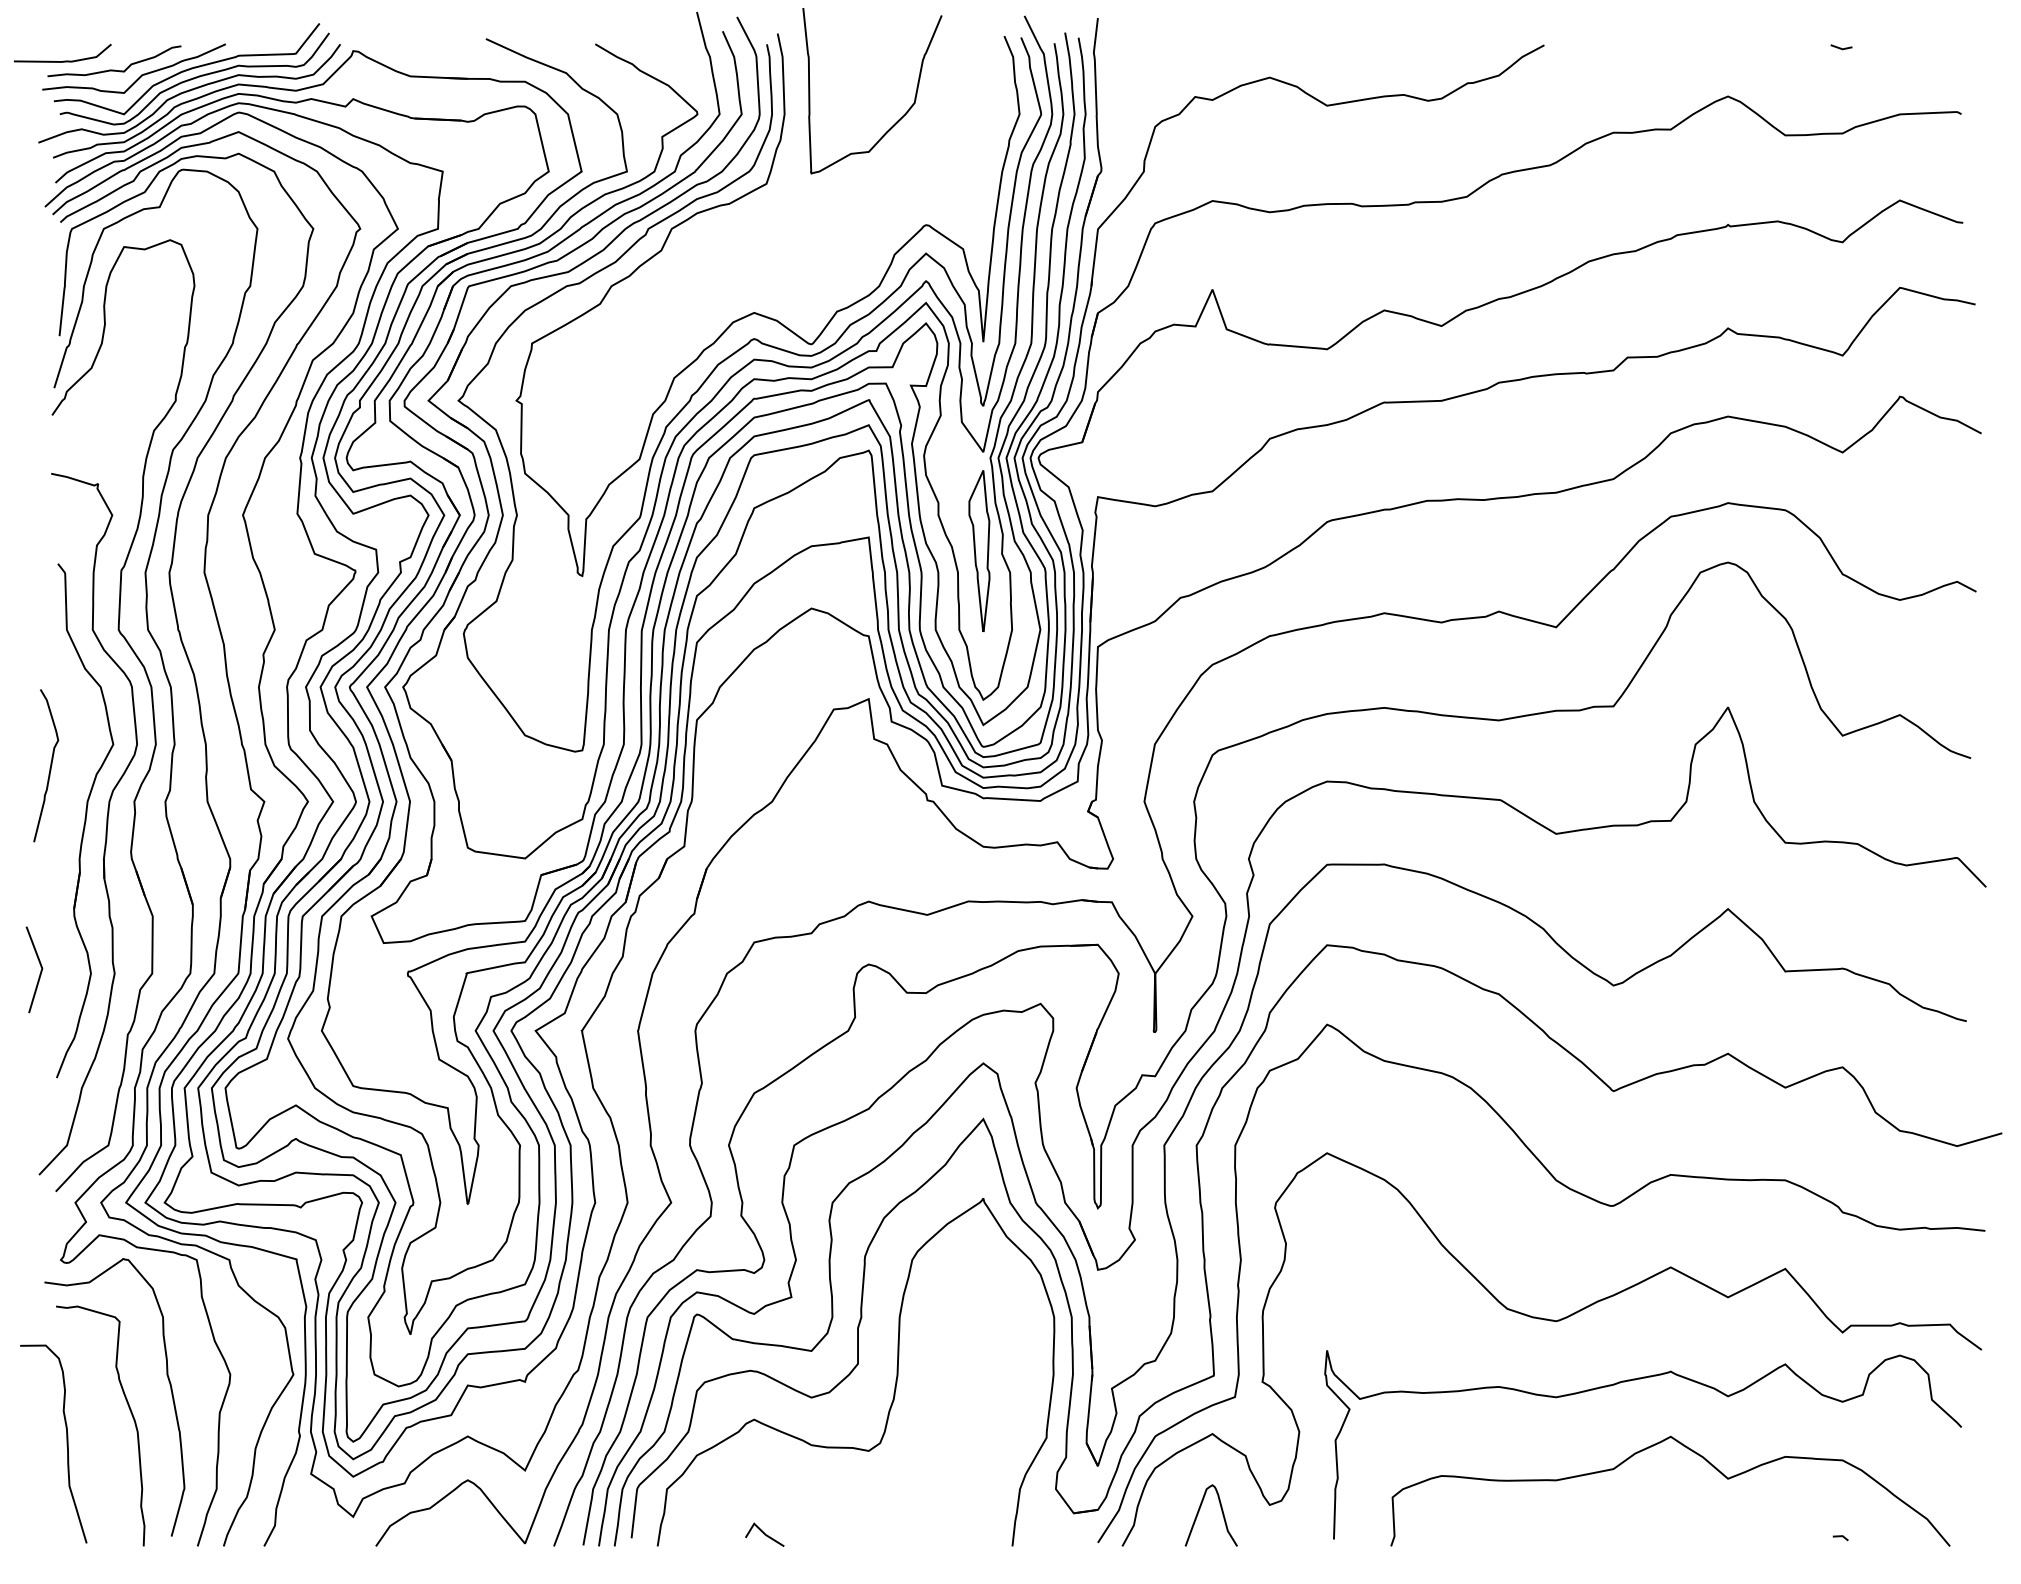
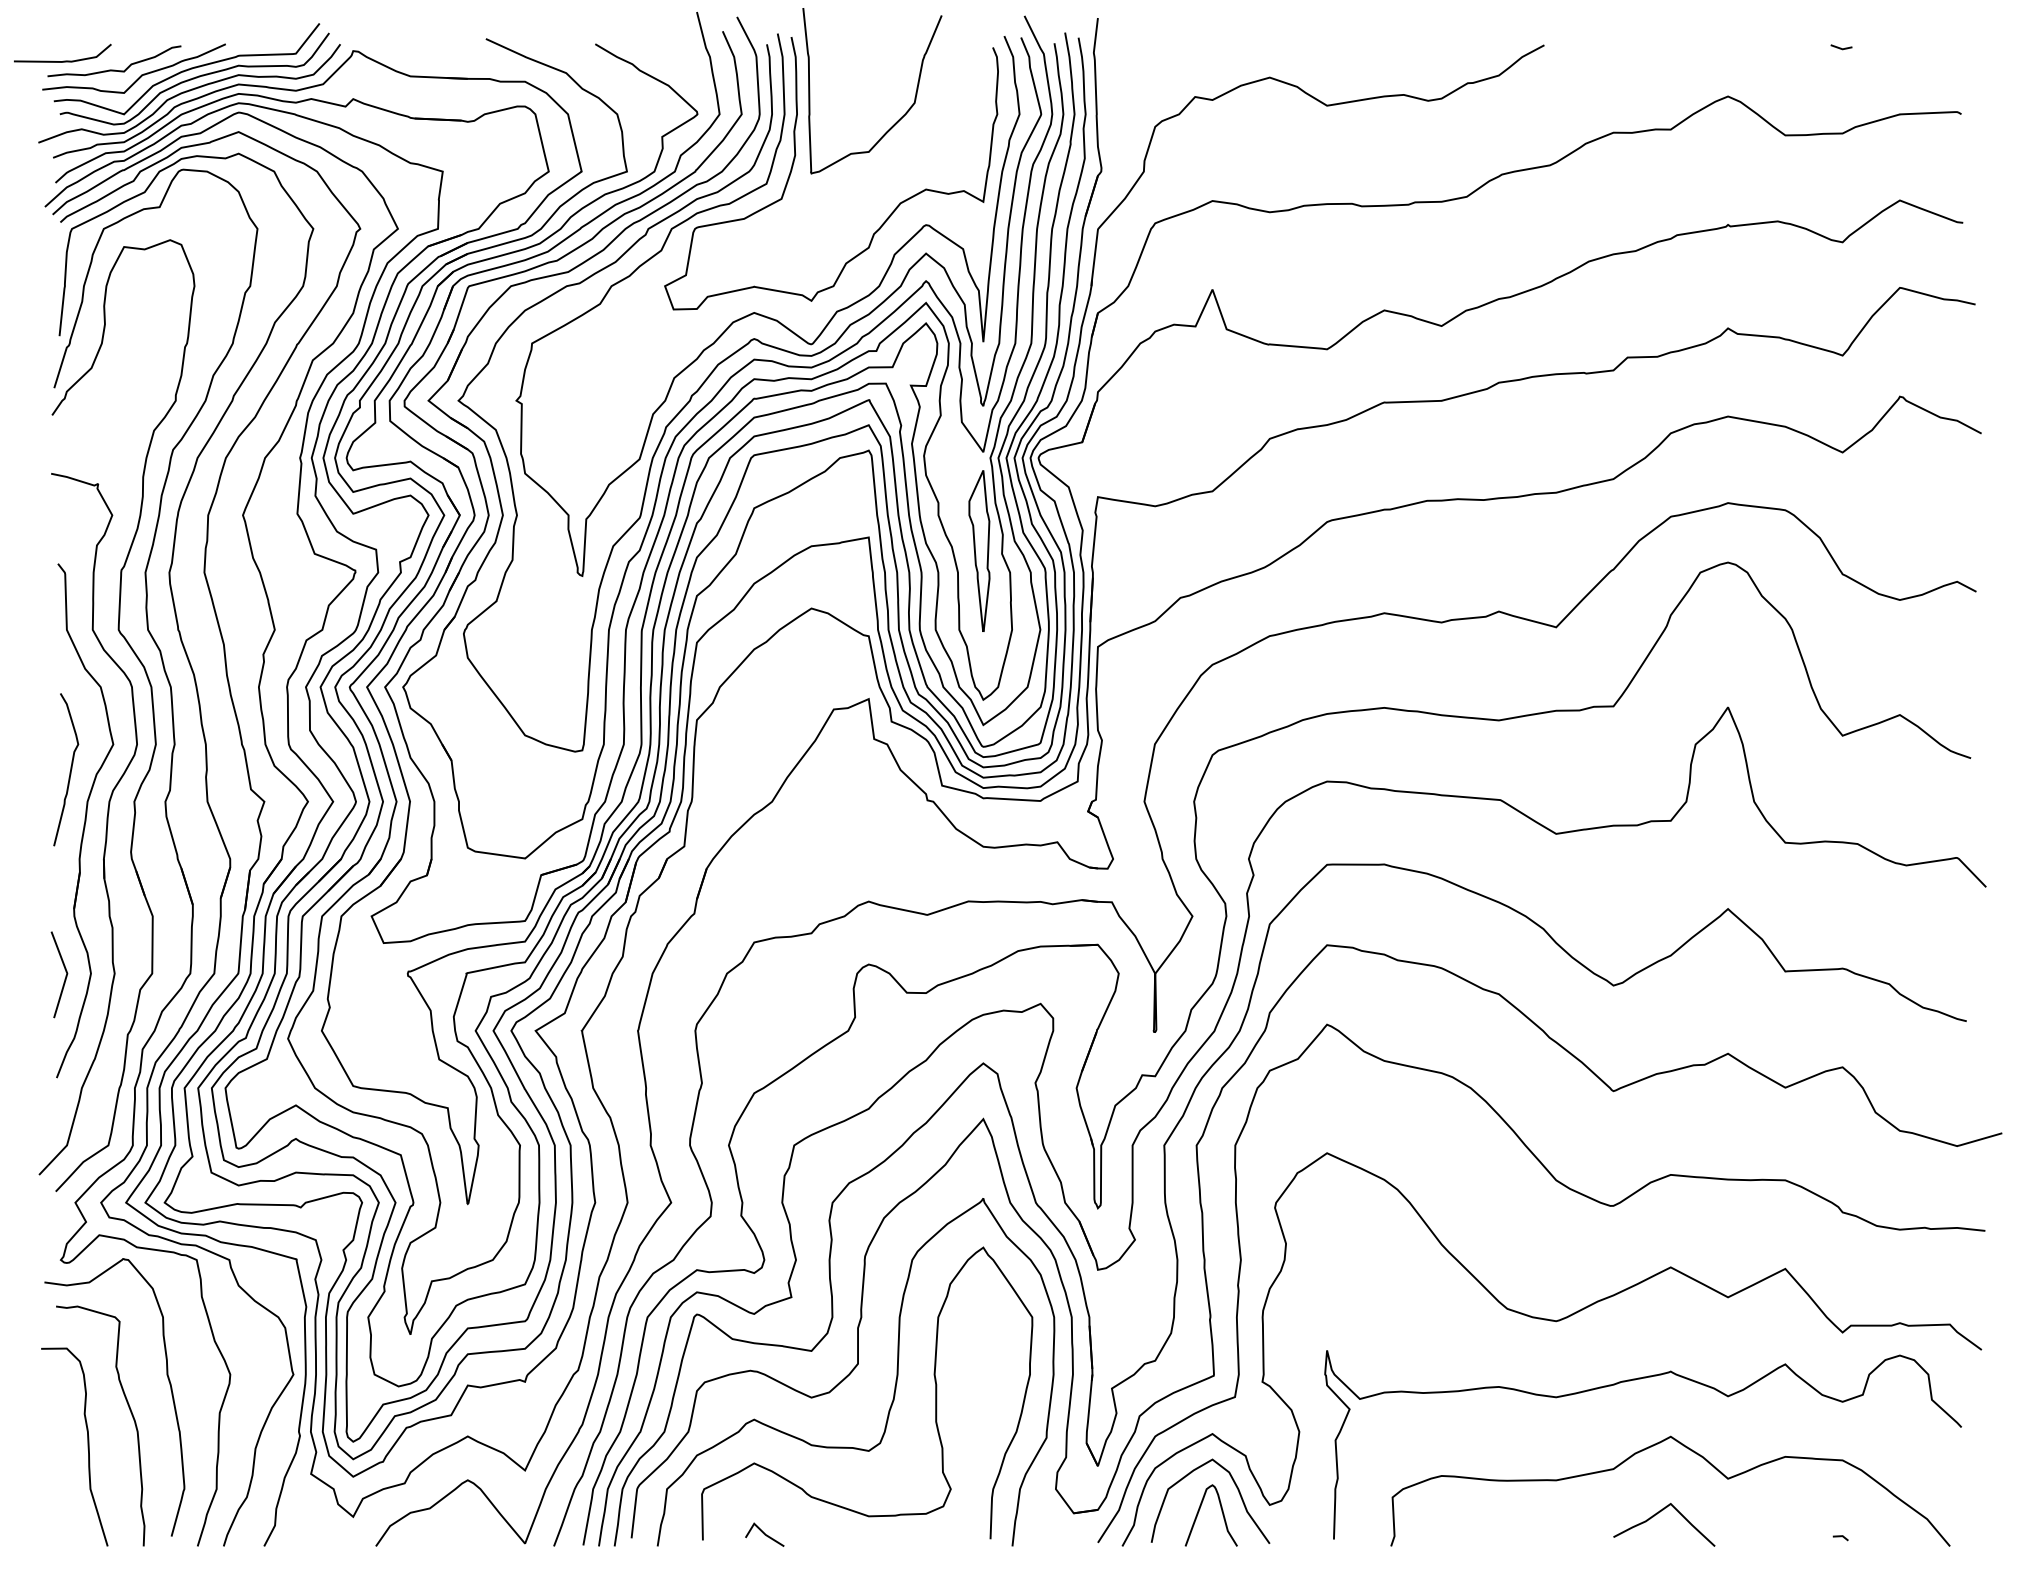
curve: none -> present (794, 162)
curve position: (49, 767) -> (69, 771) (69, 771)
curve position: (40, 970) -> (65, 975) (65, 975)
curve: none -> present (935, 1393)
curve position: (66, 1443) -> (87, 1446) (87, 1446)
curve: none -> present (1236, 1488)
curve: none -> present (1656, 1515)
